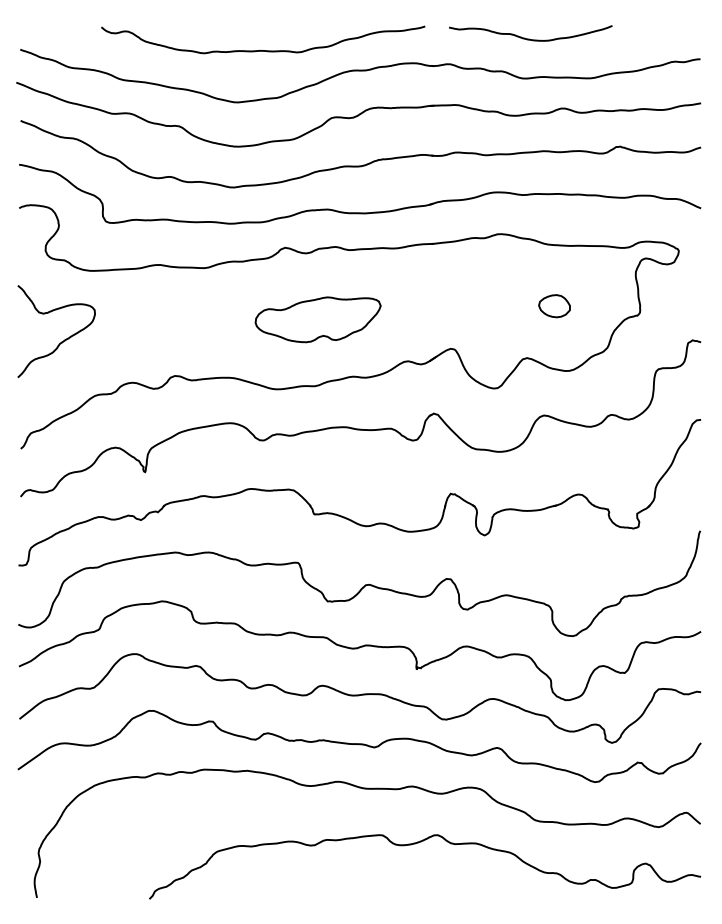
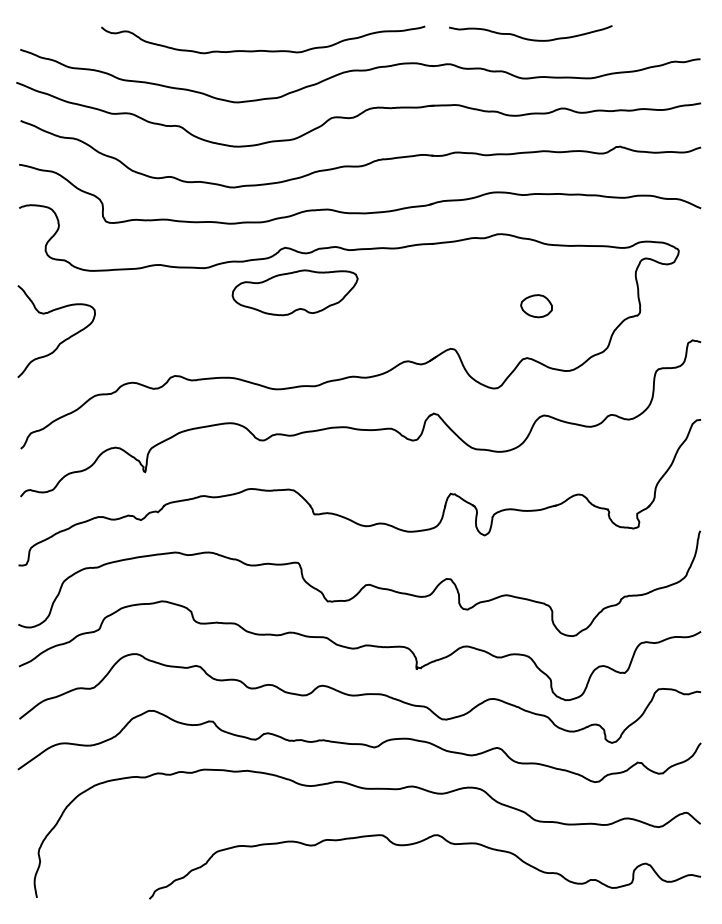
part position: (554, 306) -> (536, 306) (536, 306)
part position: (317, 319) -> (294, 292) (294, 292)
